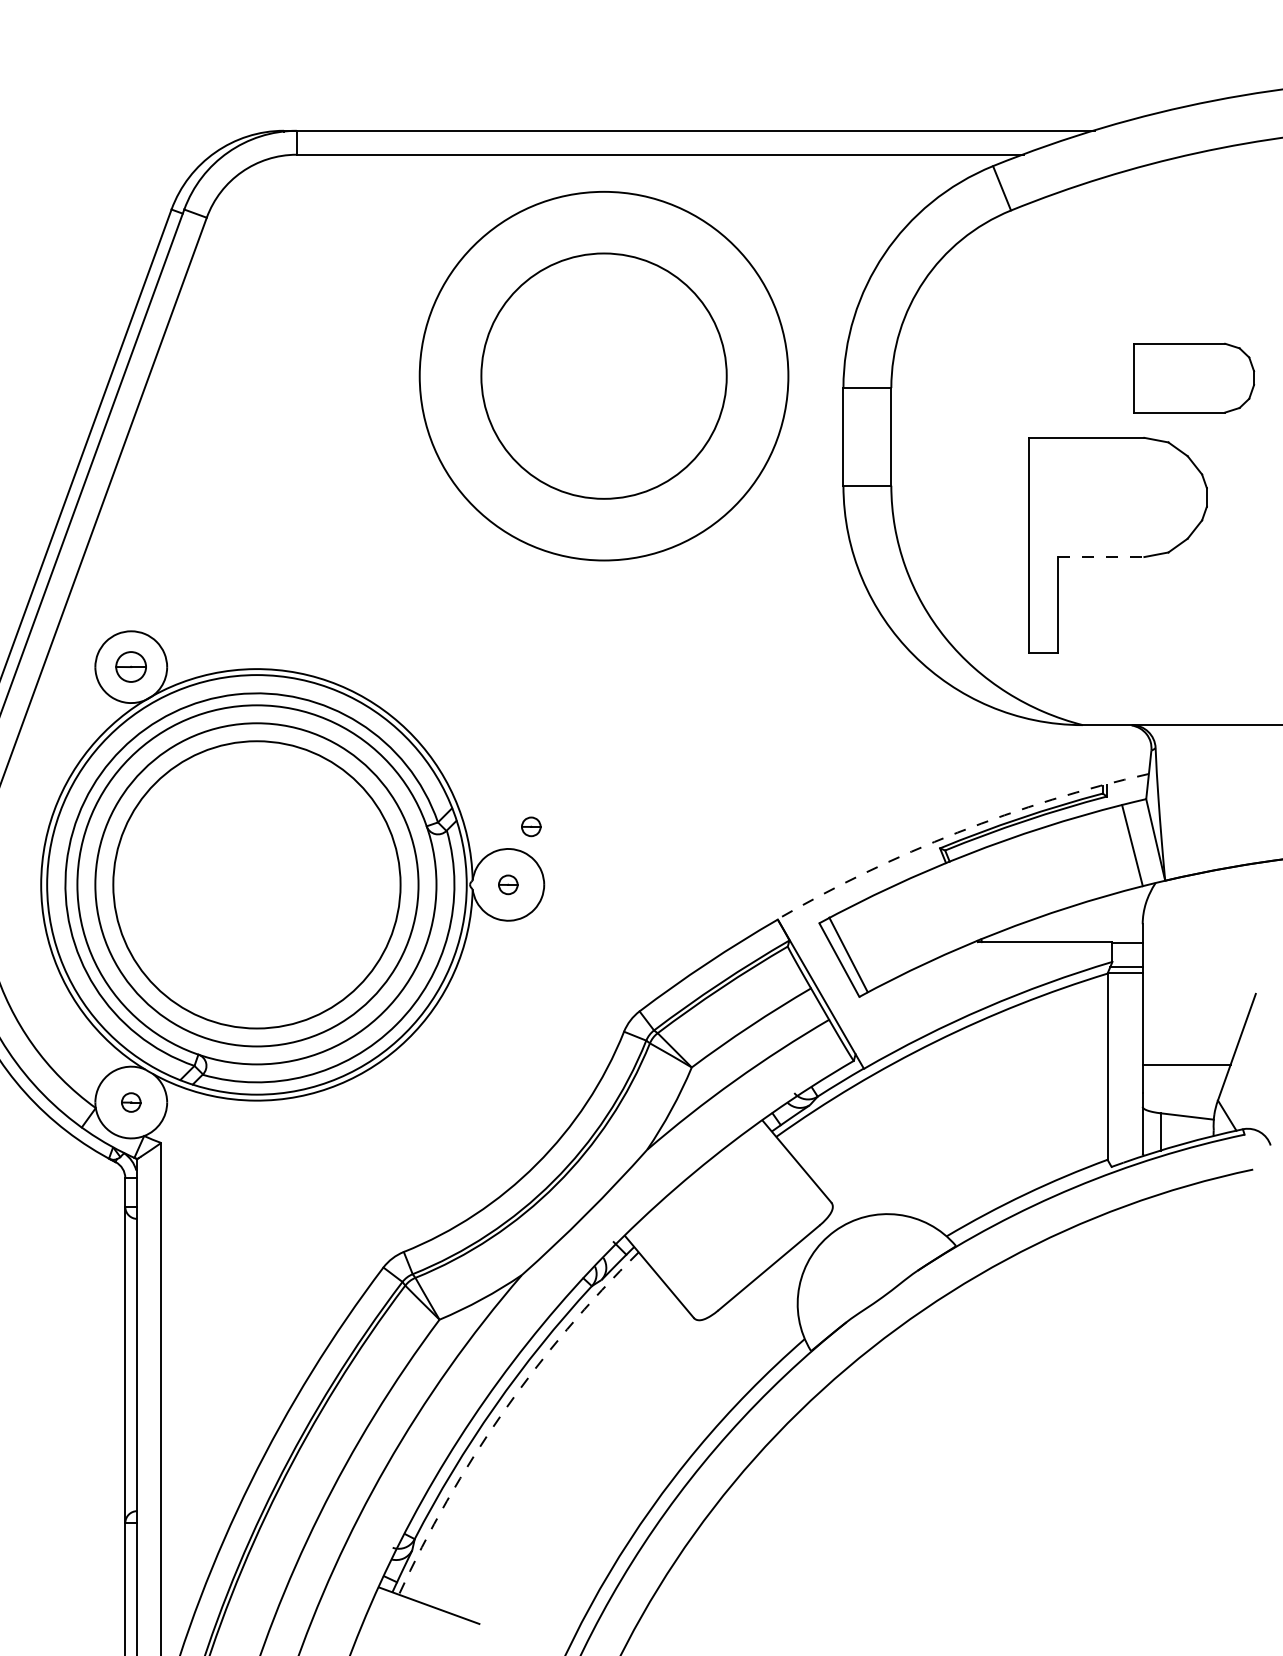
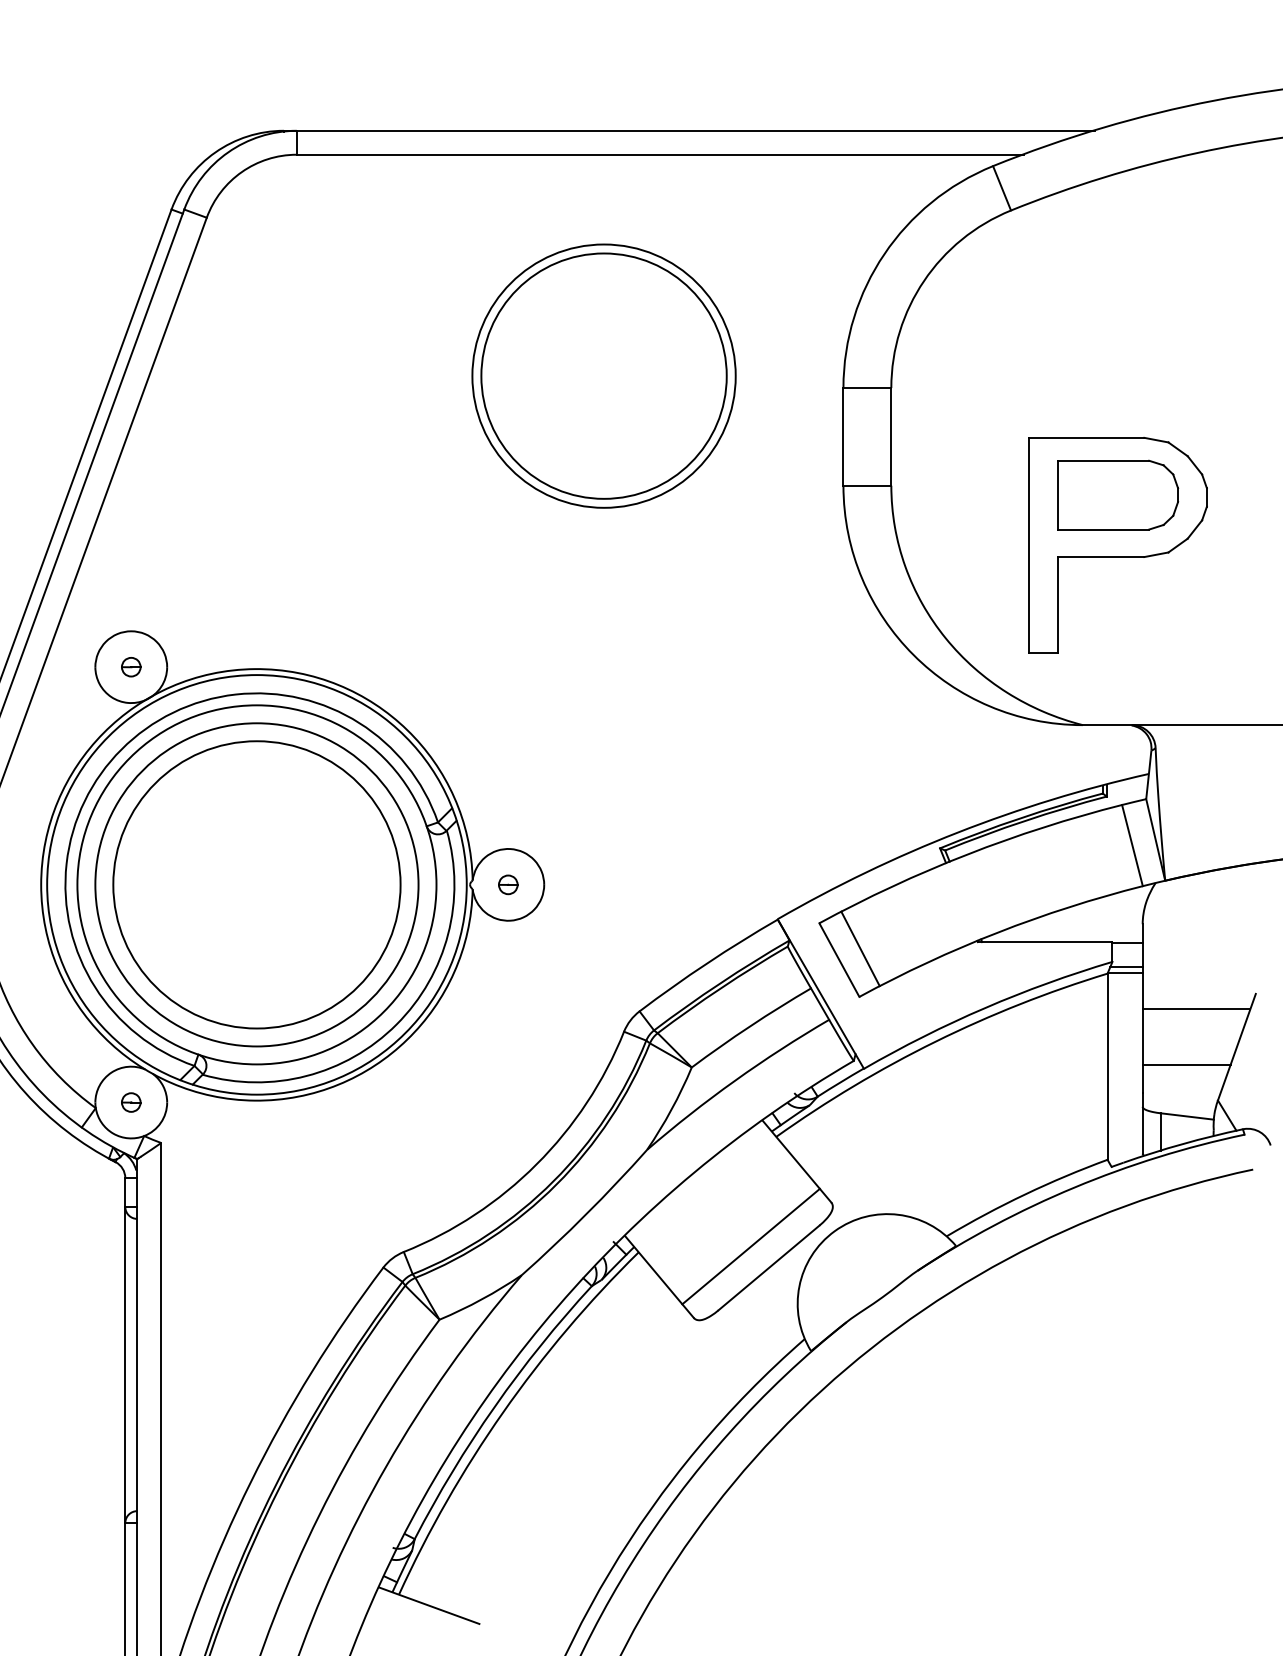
circle diameter: 369 px -> 263 px (603, 375)
part position: (1194, 377) -> (1118, 494) (1118, 494)
line: dashed -> solid (1101, 557)
part size: 32x32 px -> 21x21 px (131, 667)
part: present -> none (531, 826)
arc: dashed -> solid (957, 832)
line position: (848, 954) -> (860, 948) (860, 948)
line: none -> present (1196, 1009)
line: none -> present (750, 1246)
arc: dashed -> solid (503, 1412)
